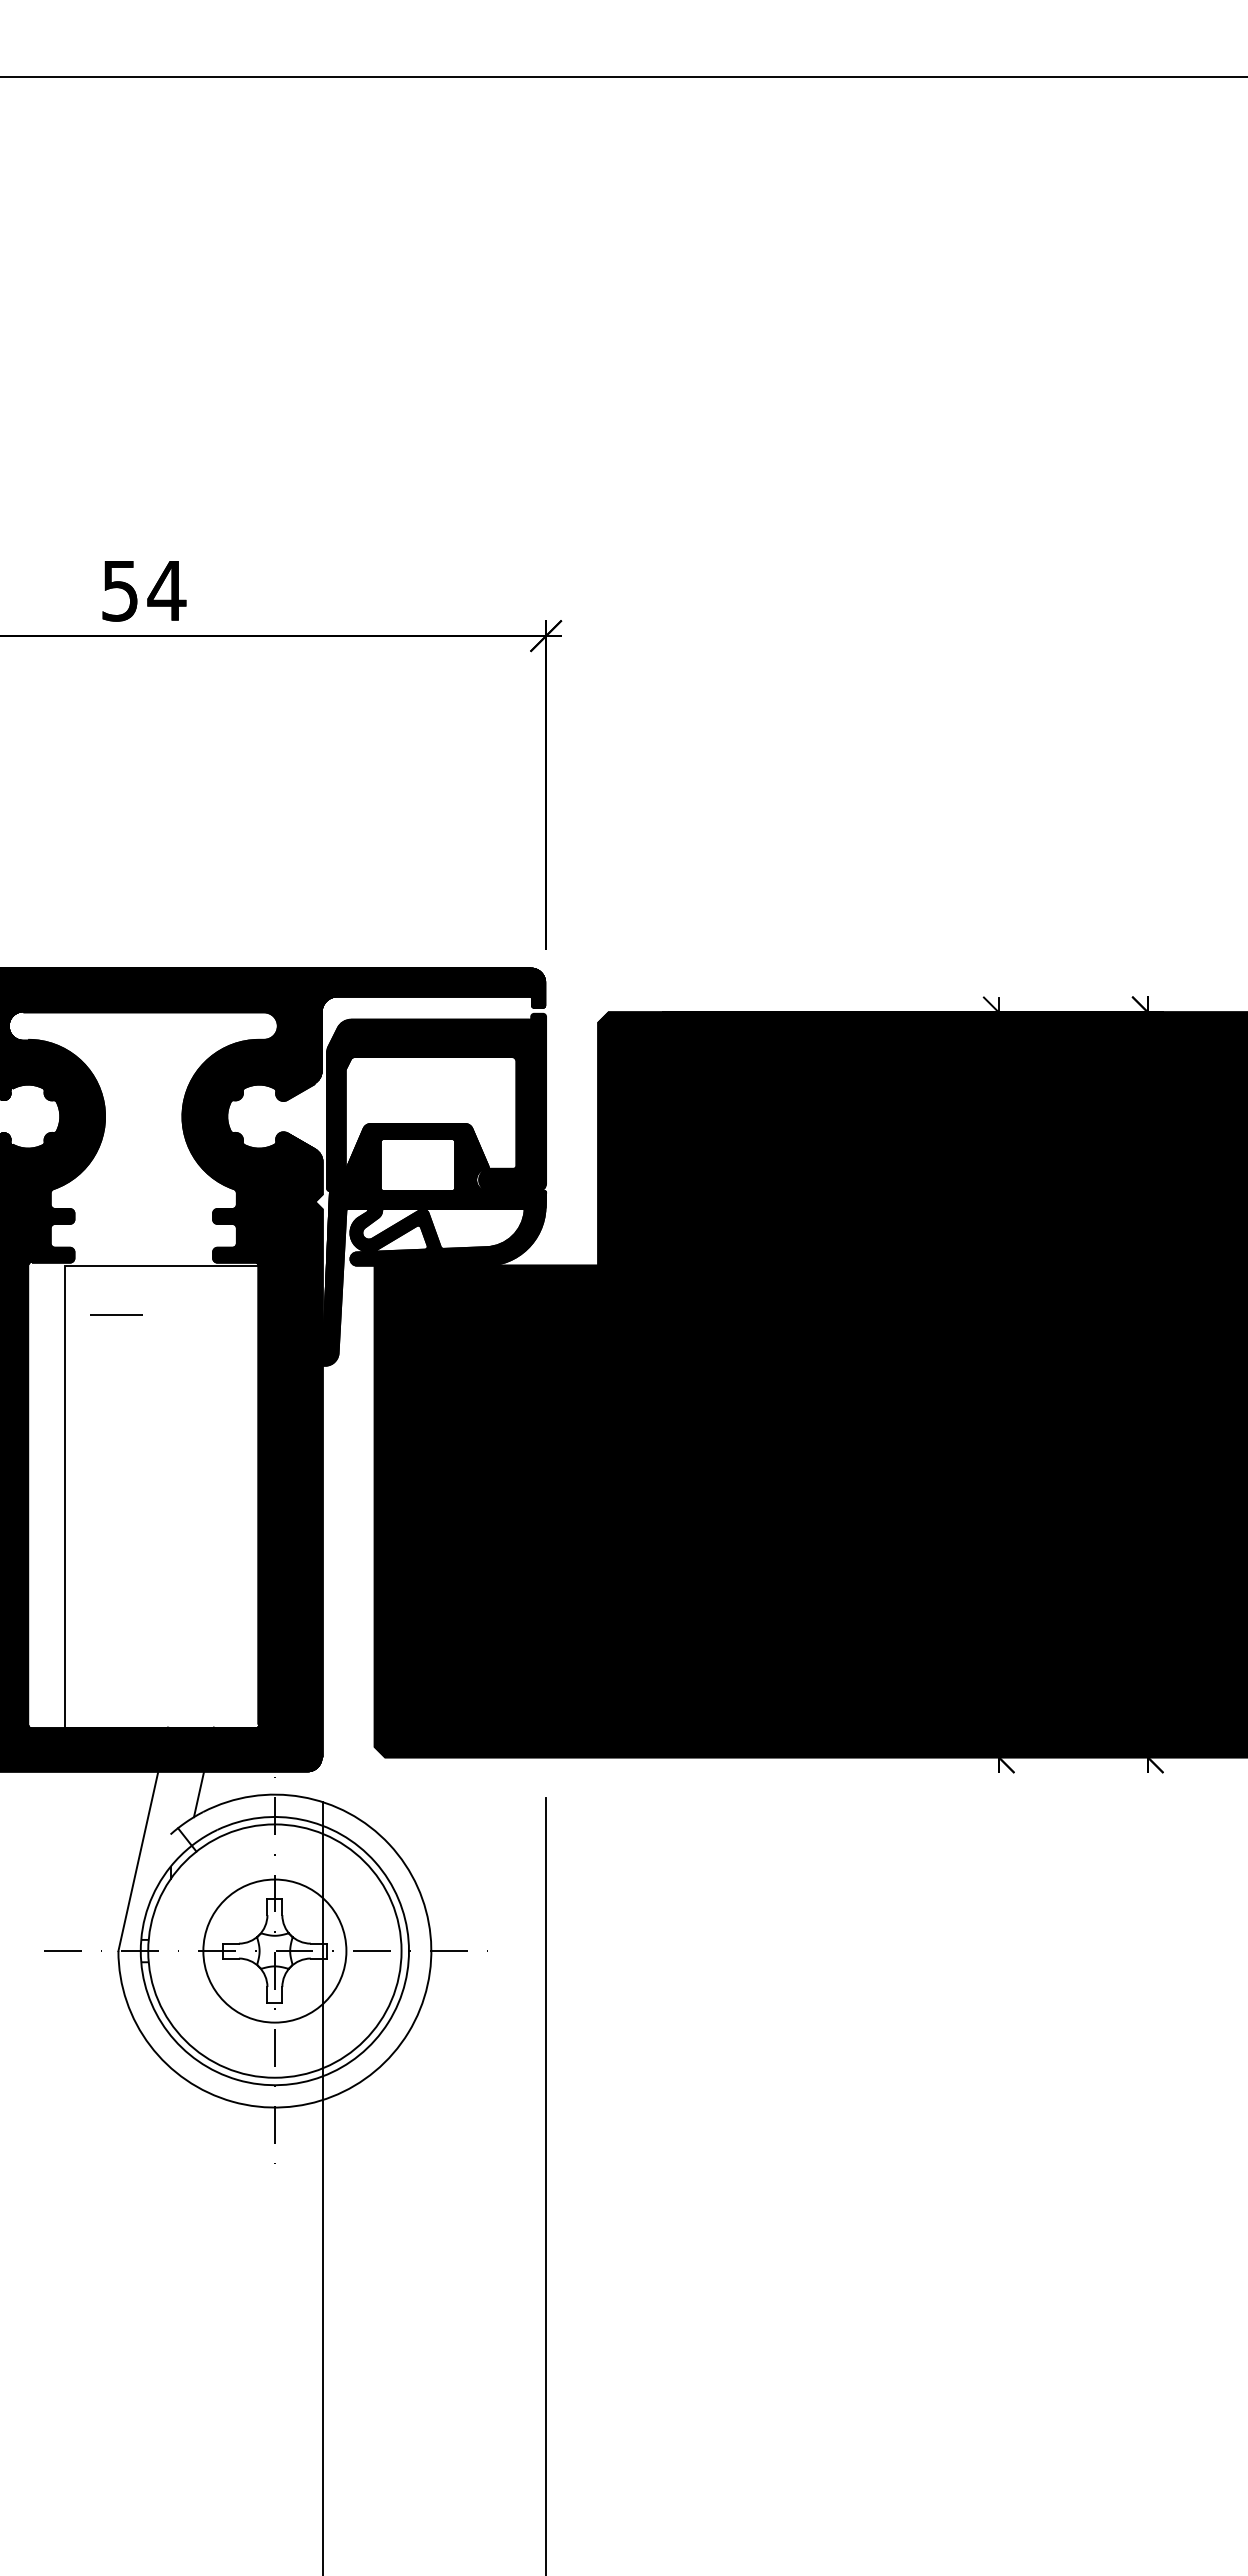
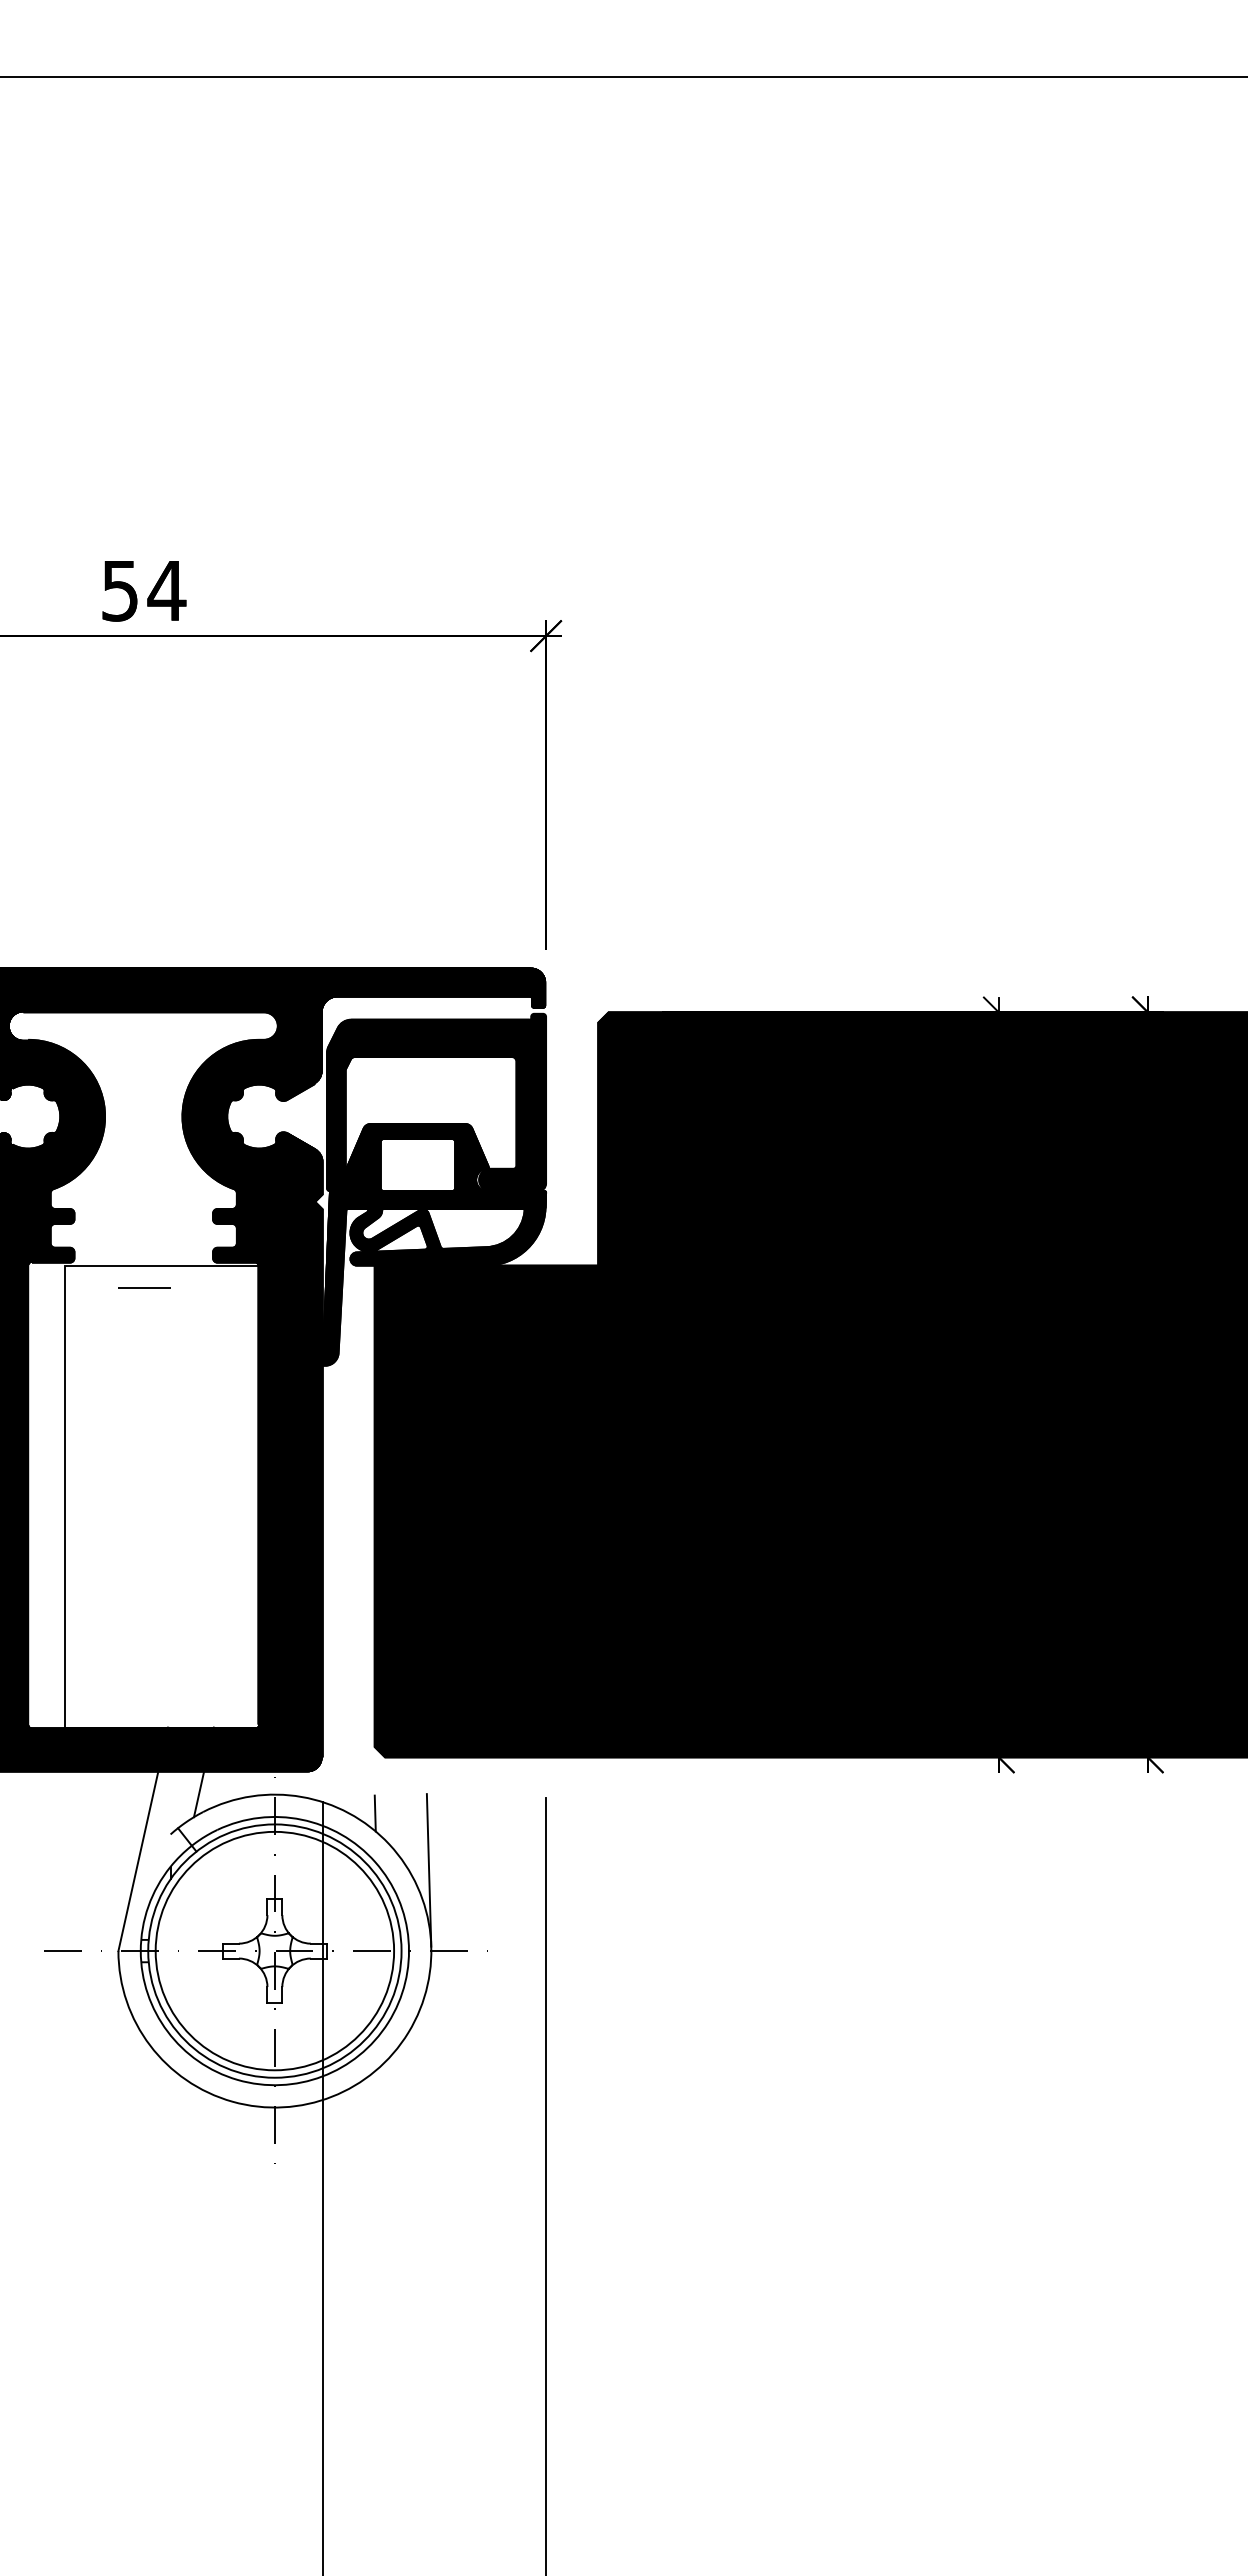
line position: (116, 1314) -> (144, 1287) (144, 1287)
line: none -> present (374, 1813)
line: none -> present (428, 1870)
circle diameter: 143 px -> 238 px (274, 1950)
